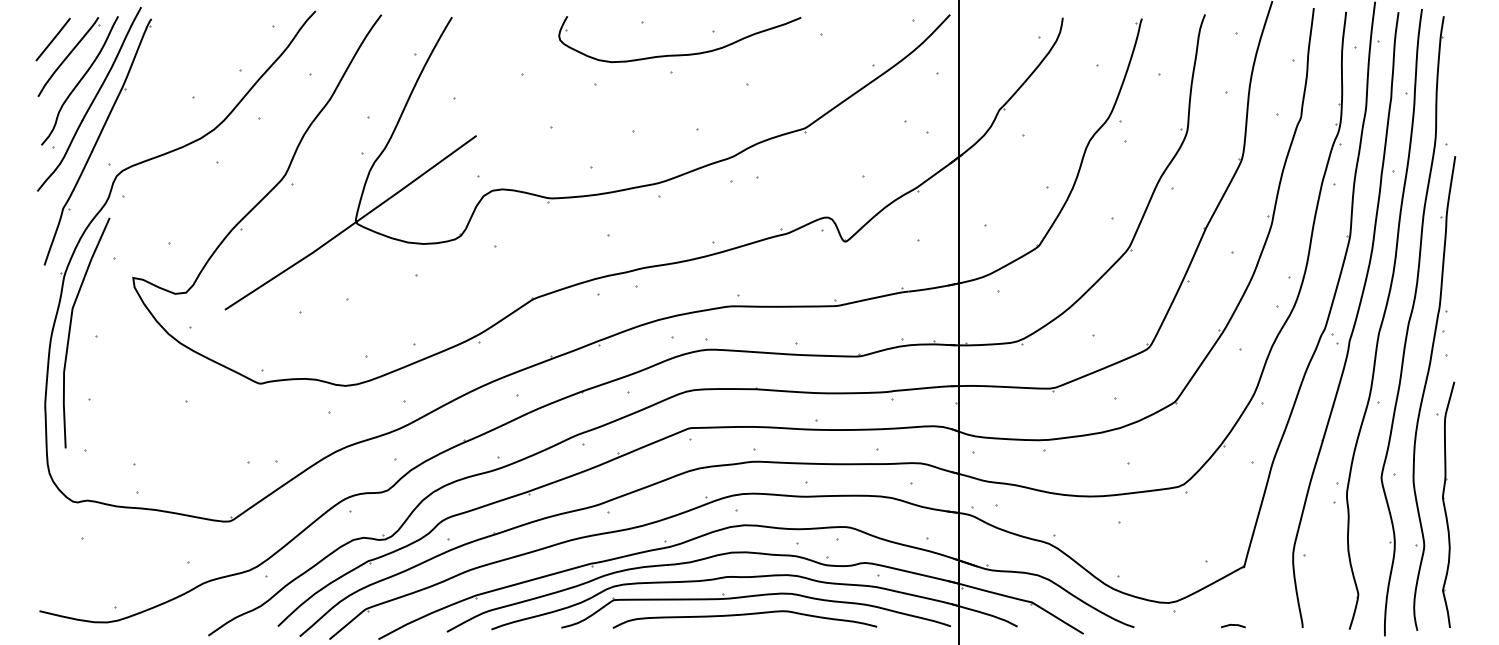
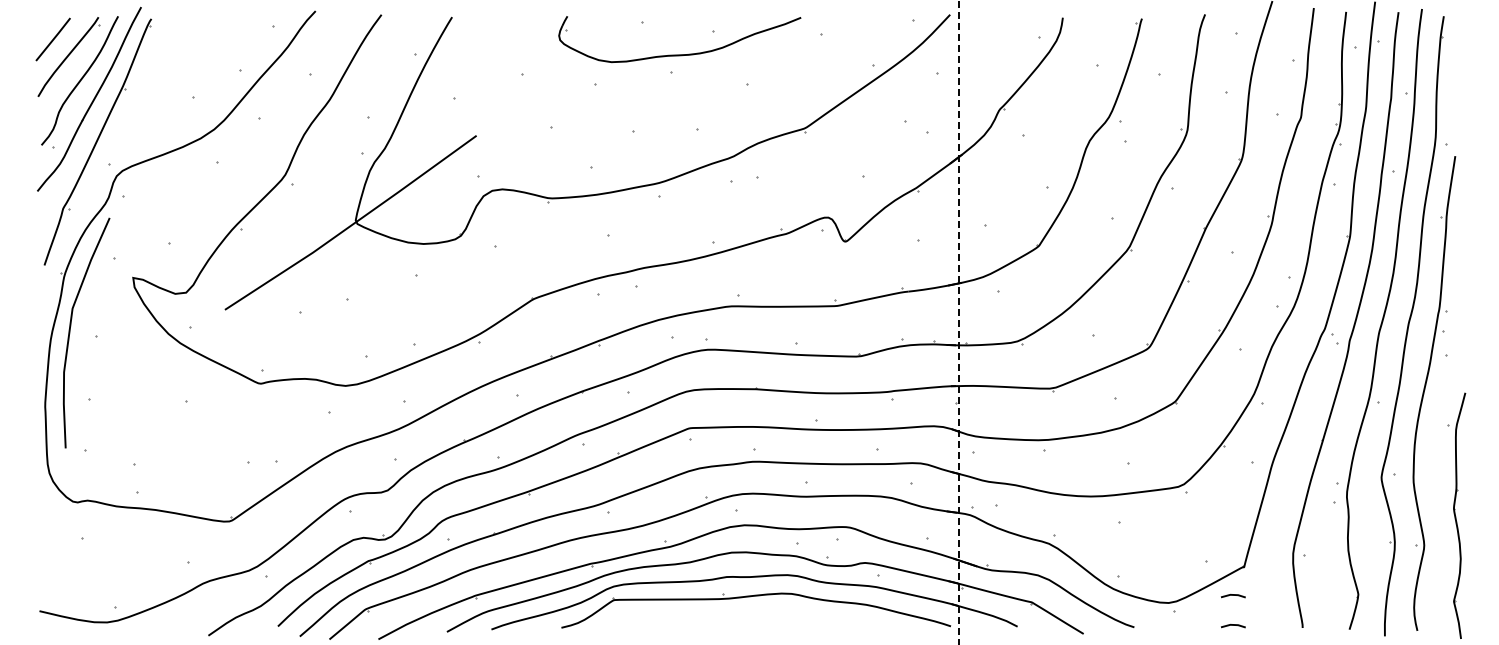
line: solid -> dashed (959, 321)
part position: (1445, 504) -> (1456, 515) (1456, 515)
line: none -> present (1233, 595)
curve: present -> none (744, 615)
